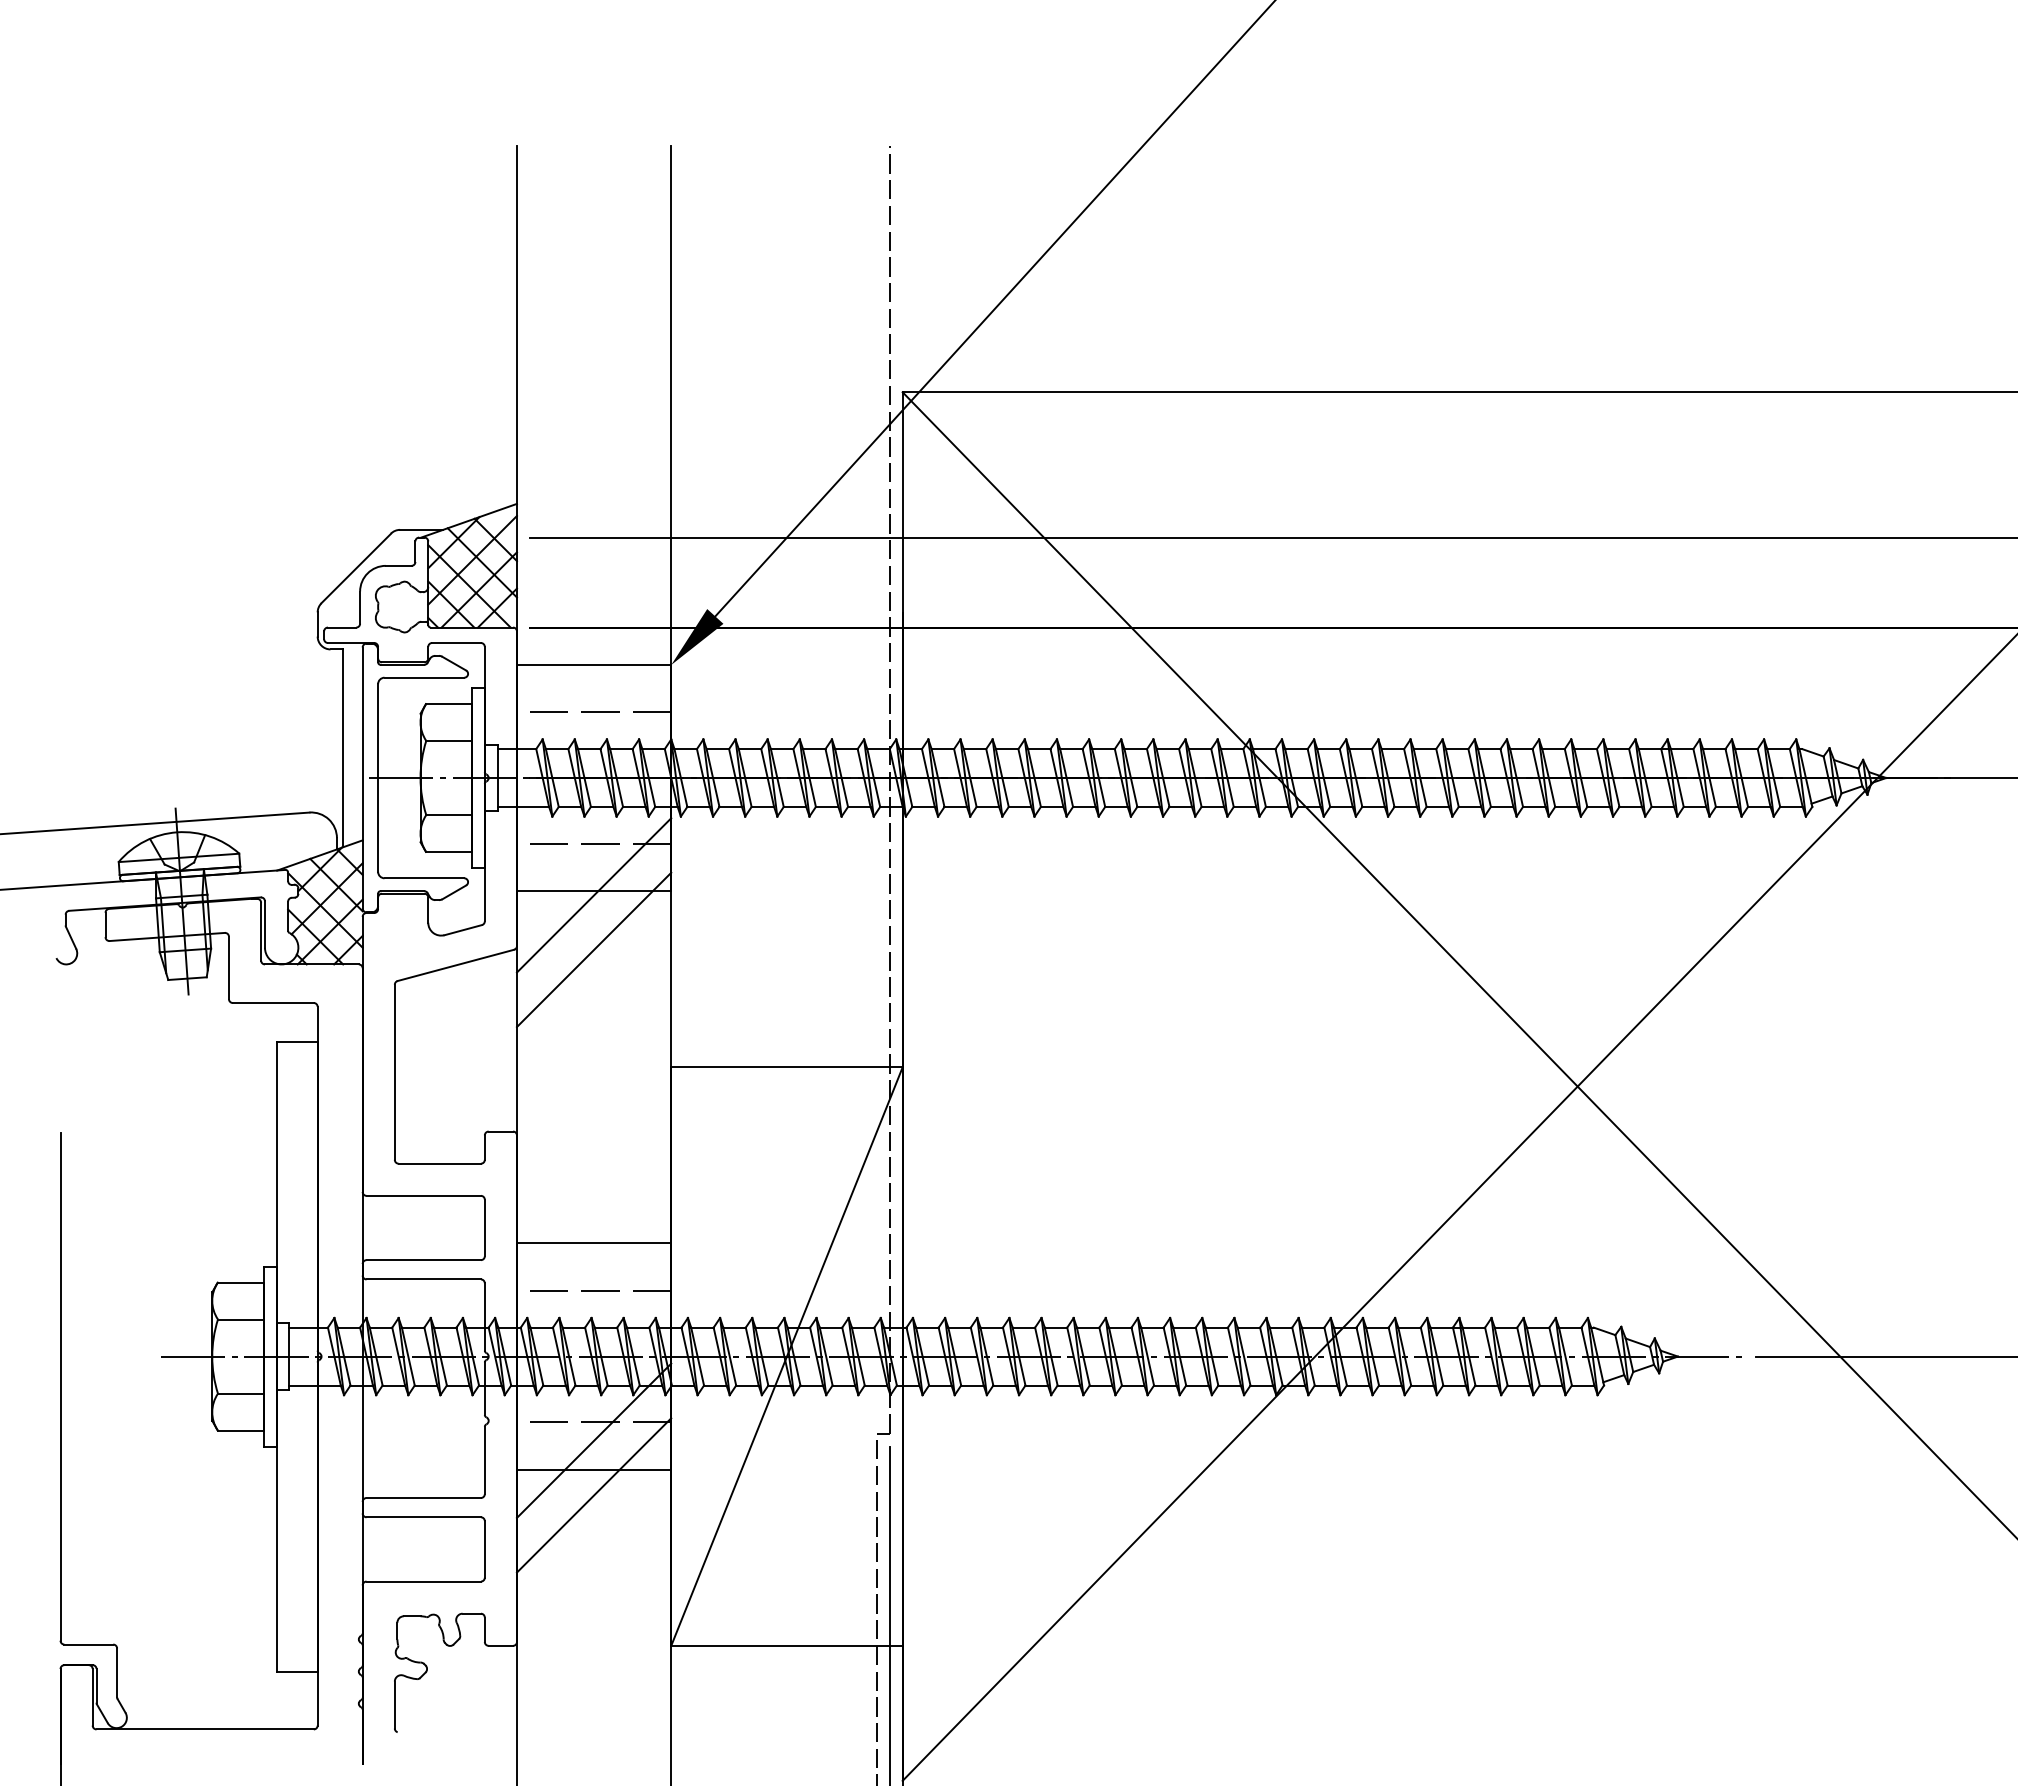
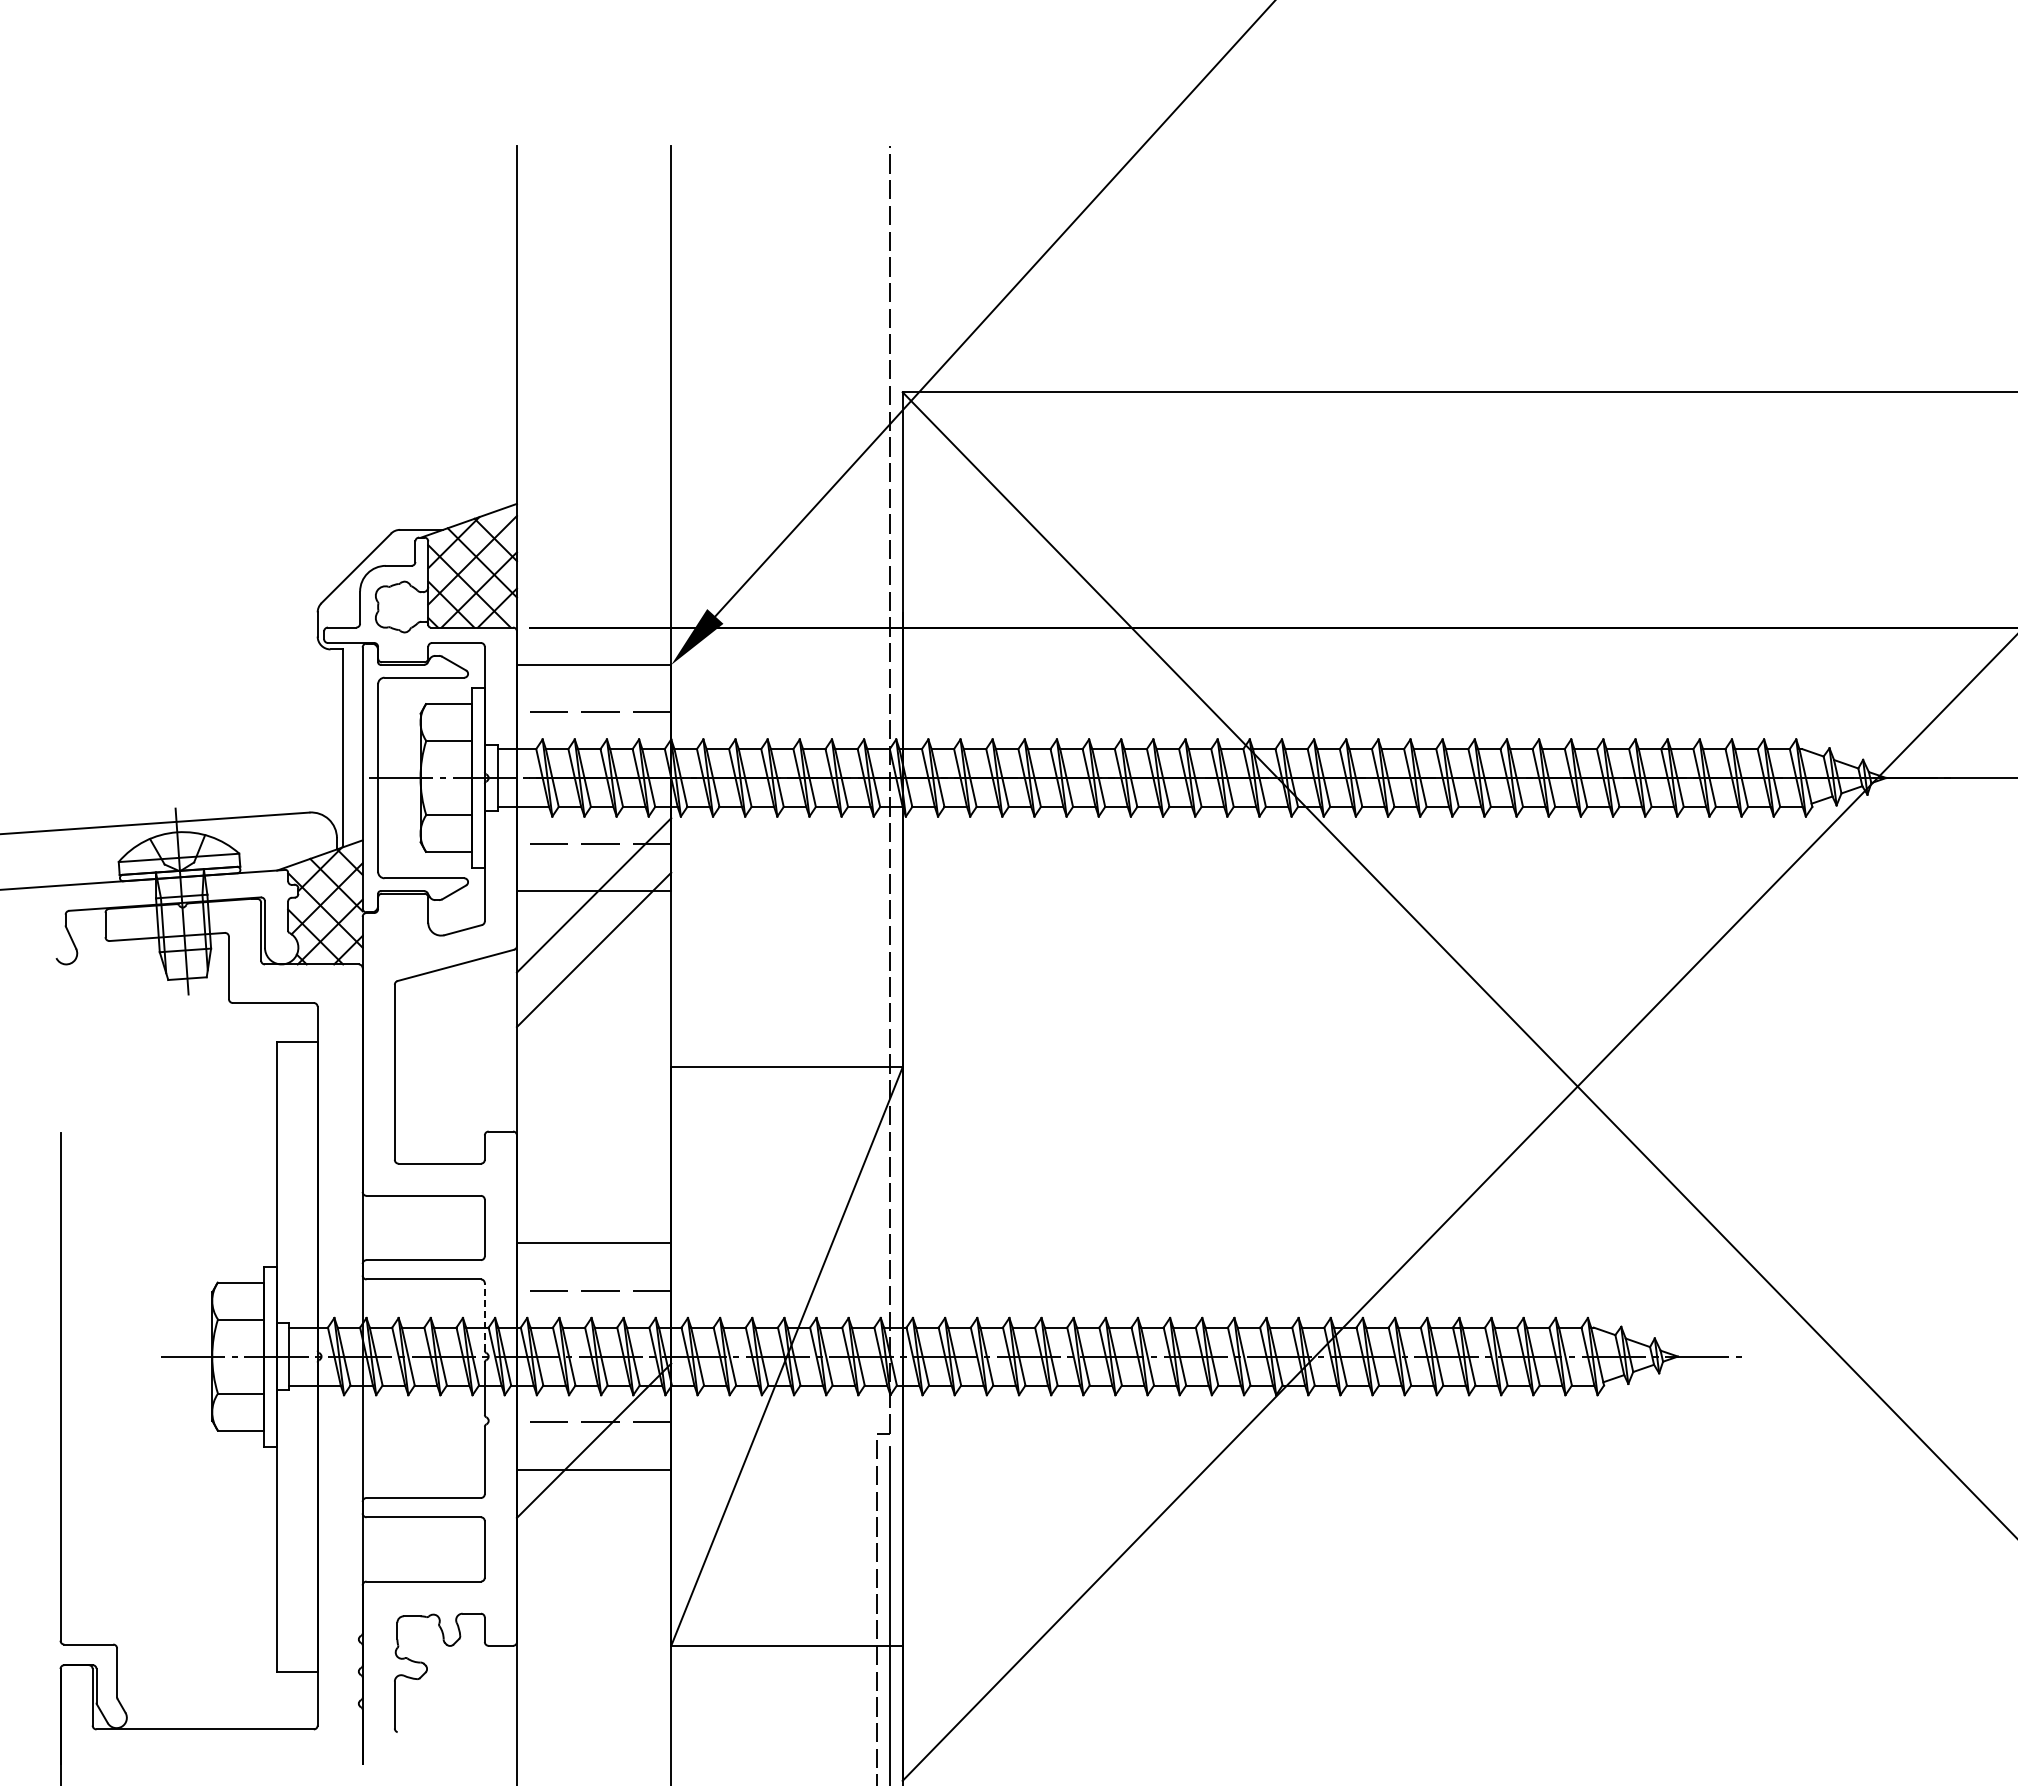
line: present -> none (1271, 537)
line: solid -> dashed (484, 1316)
line: present -> none (1884, 1356)
line: present -> none (593, 1495)
